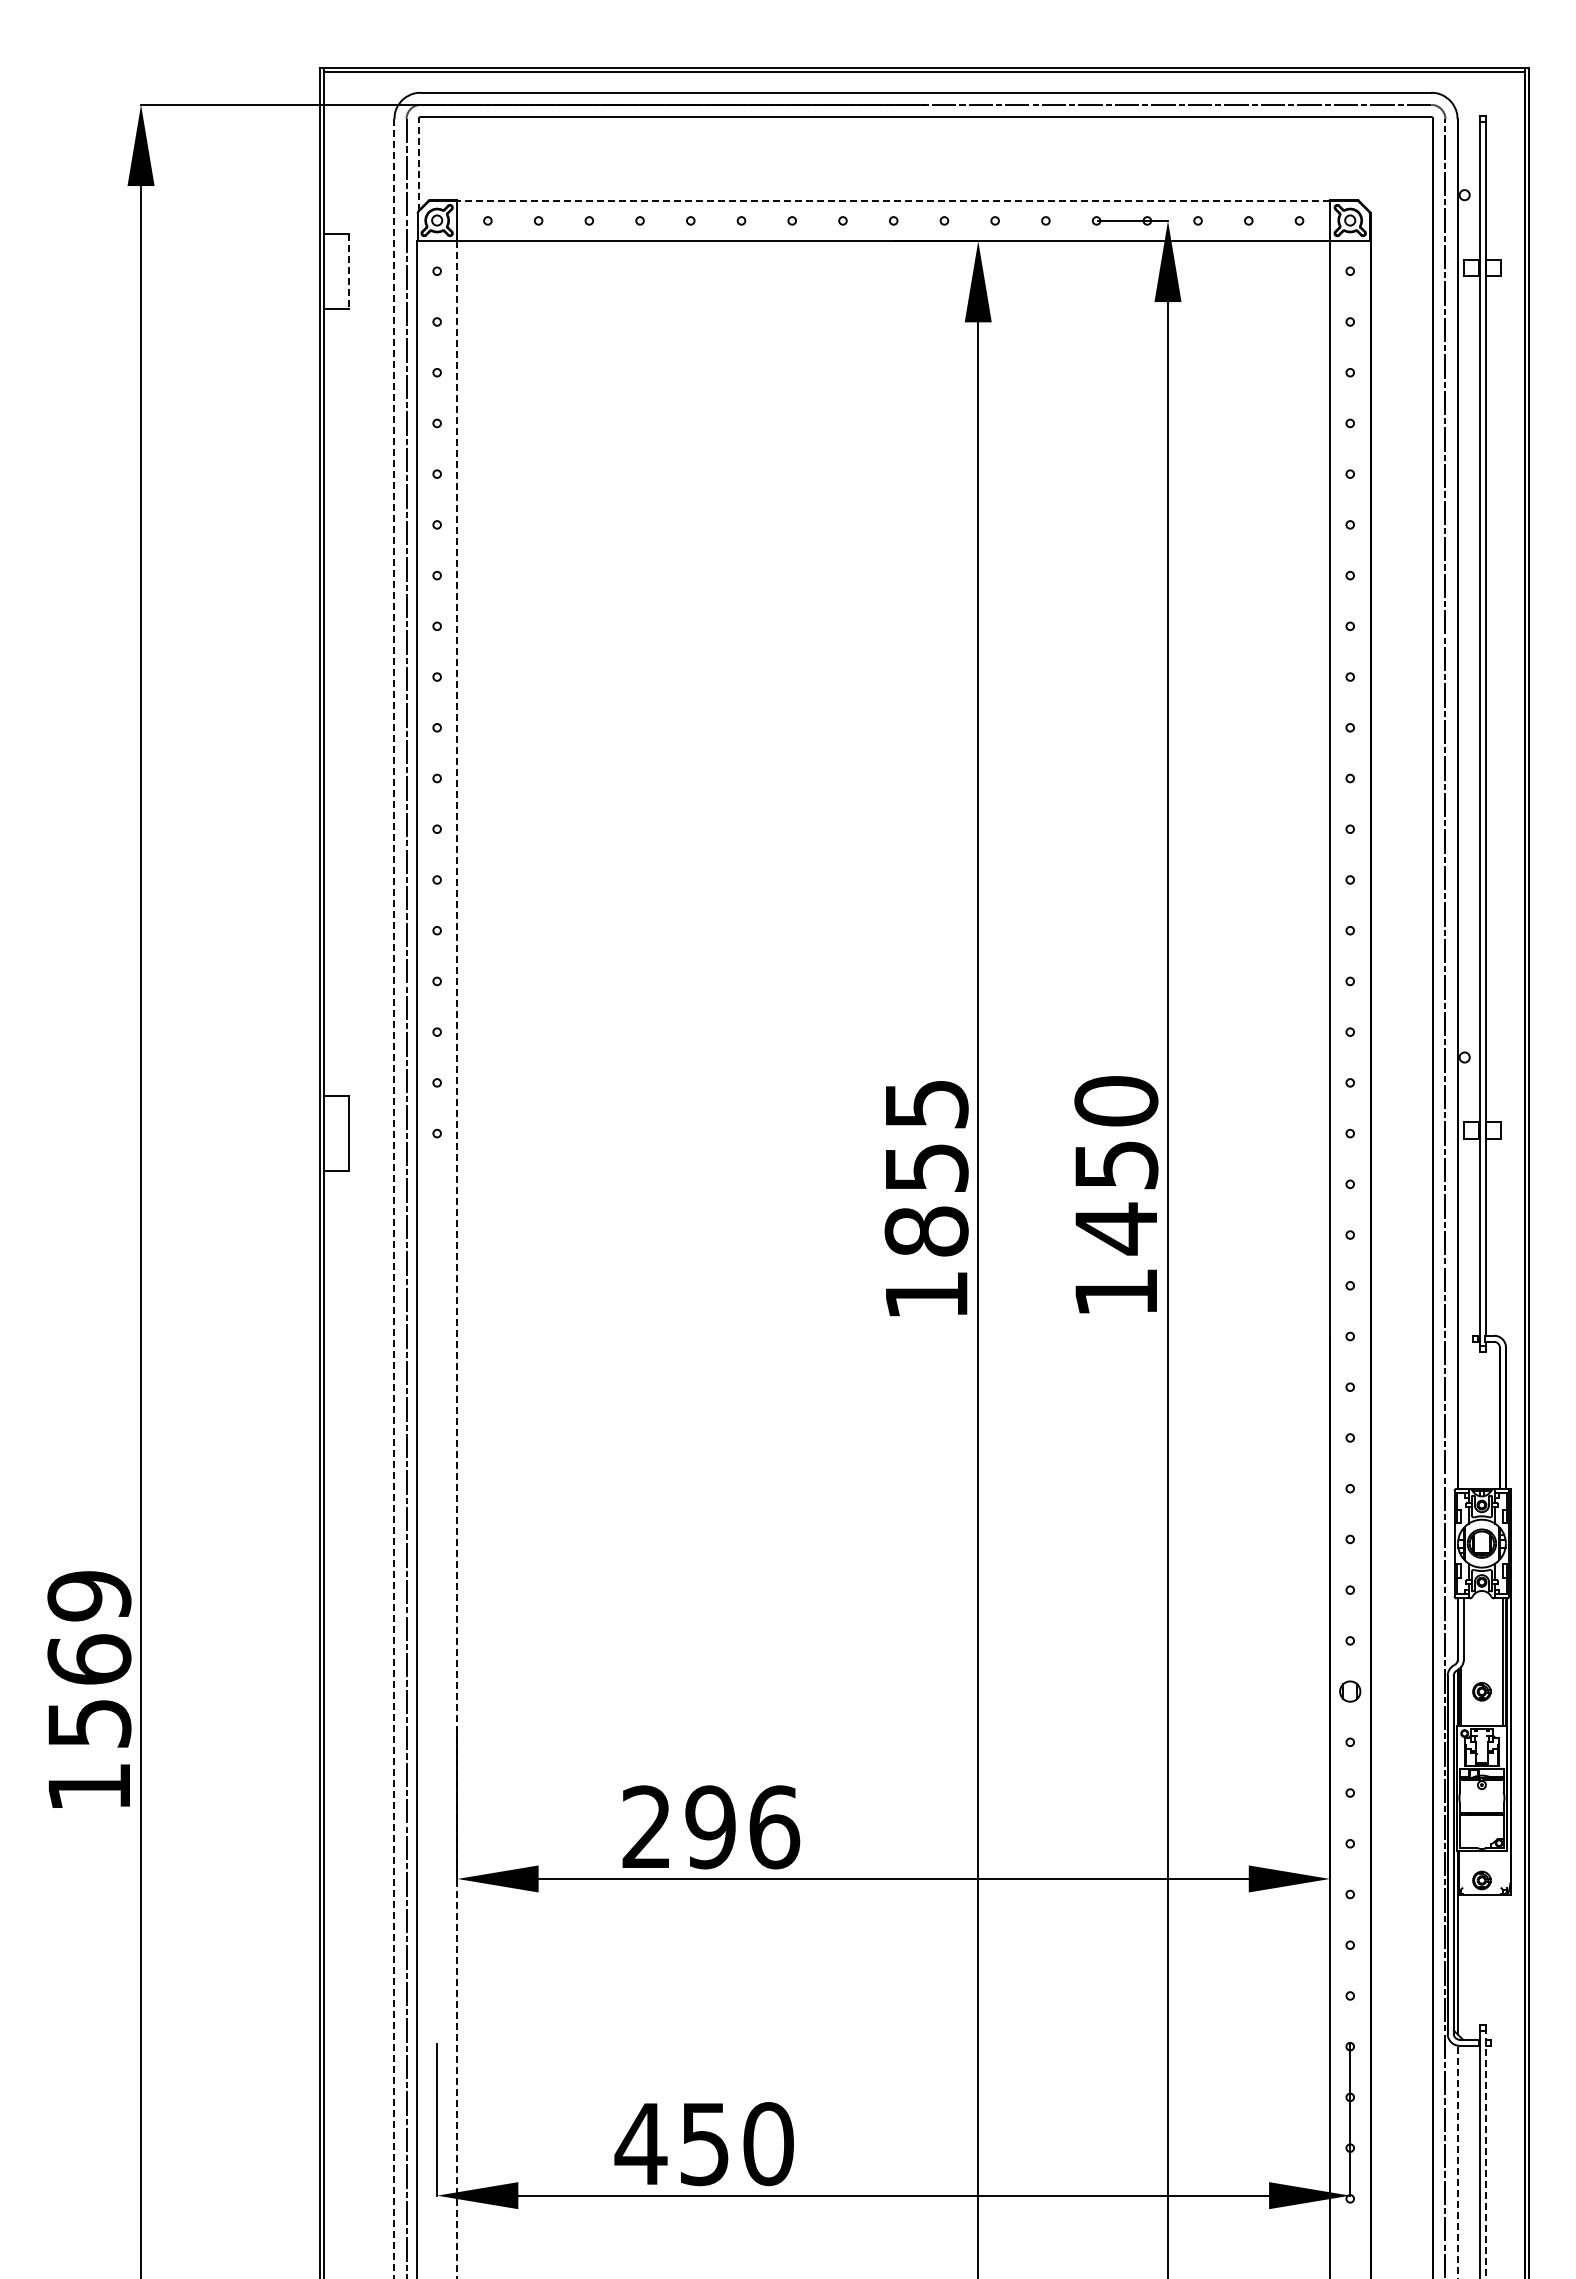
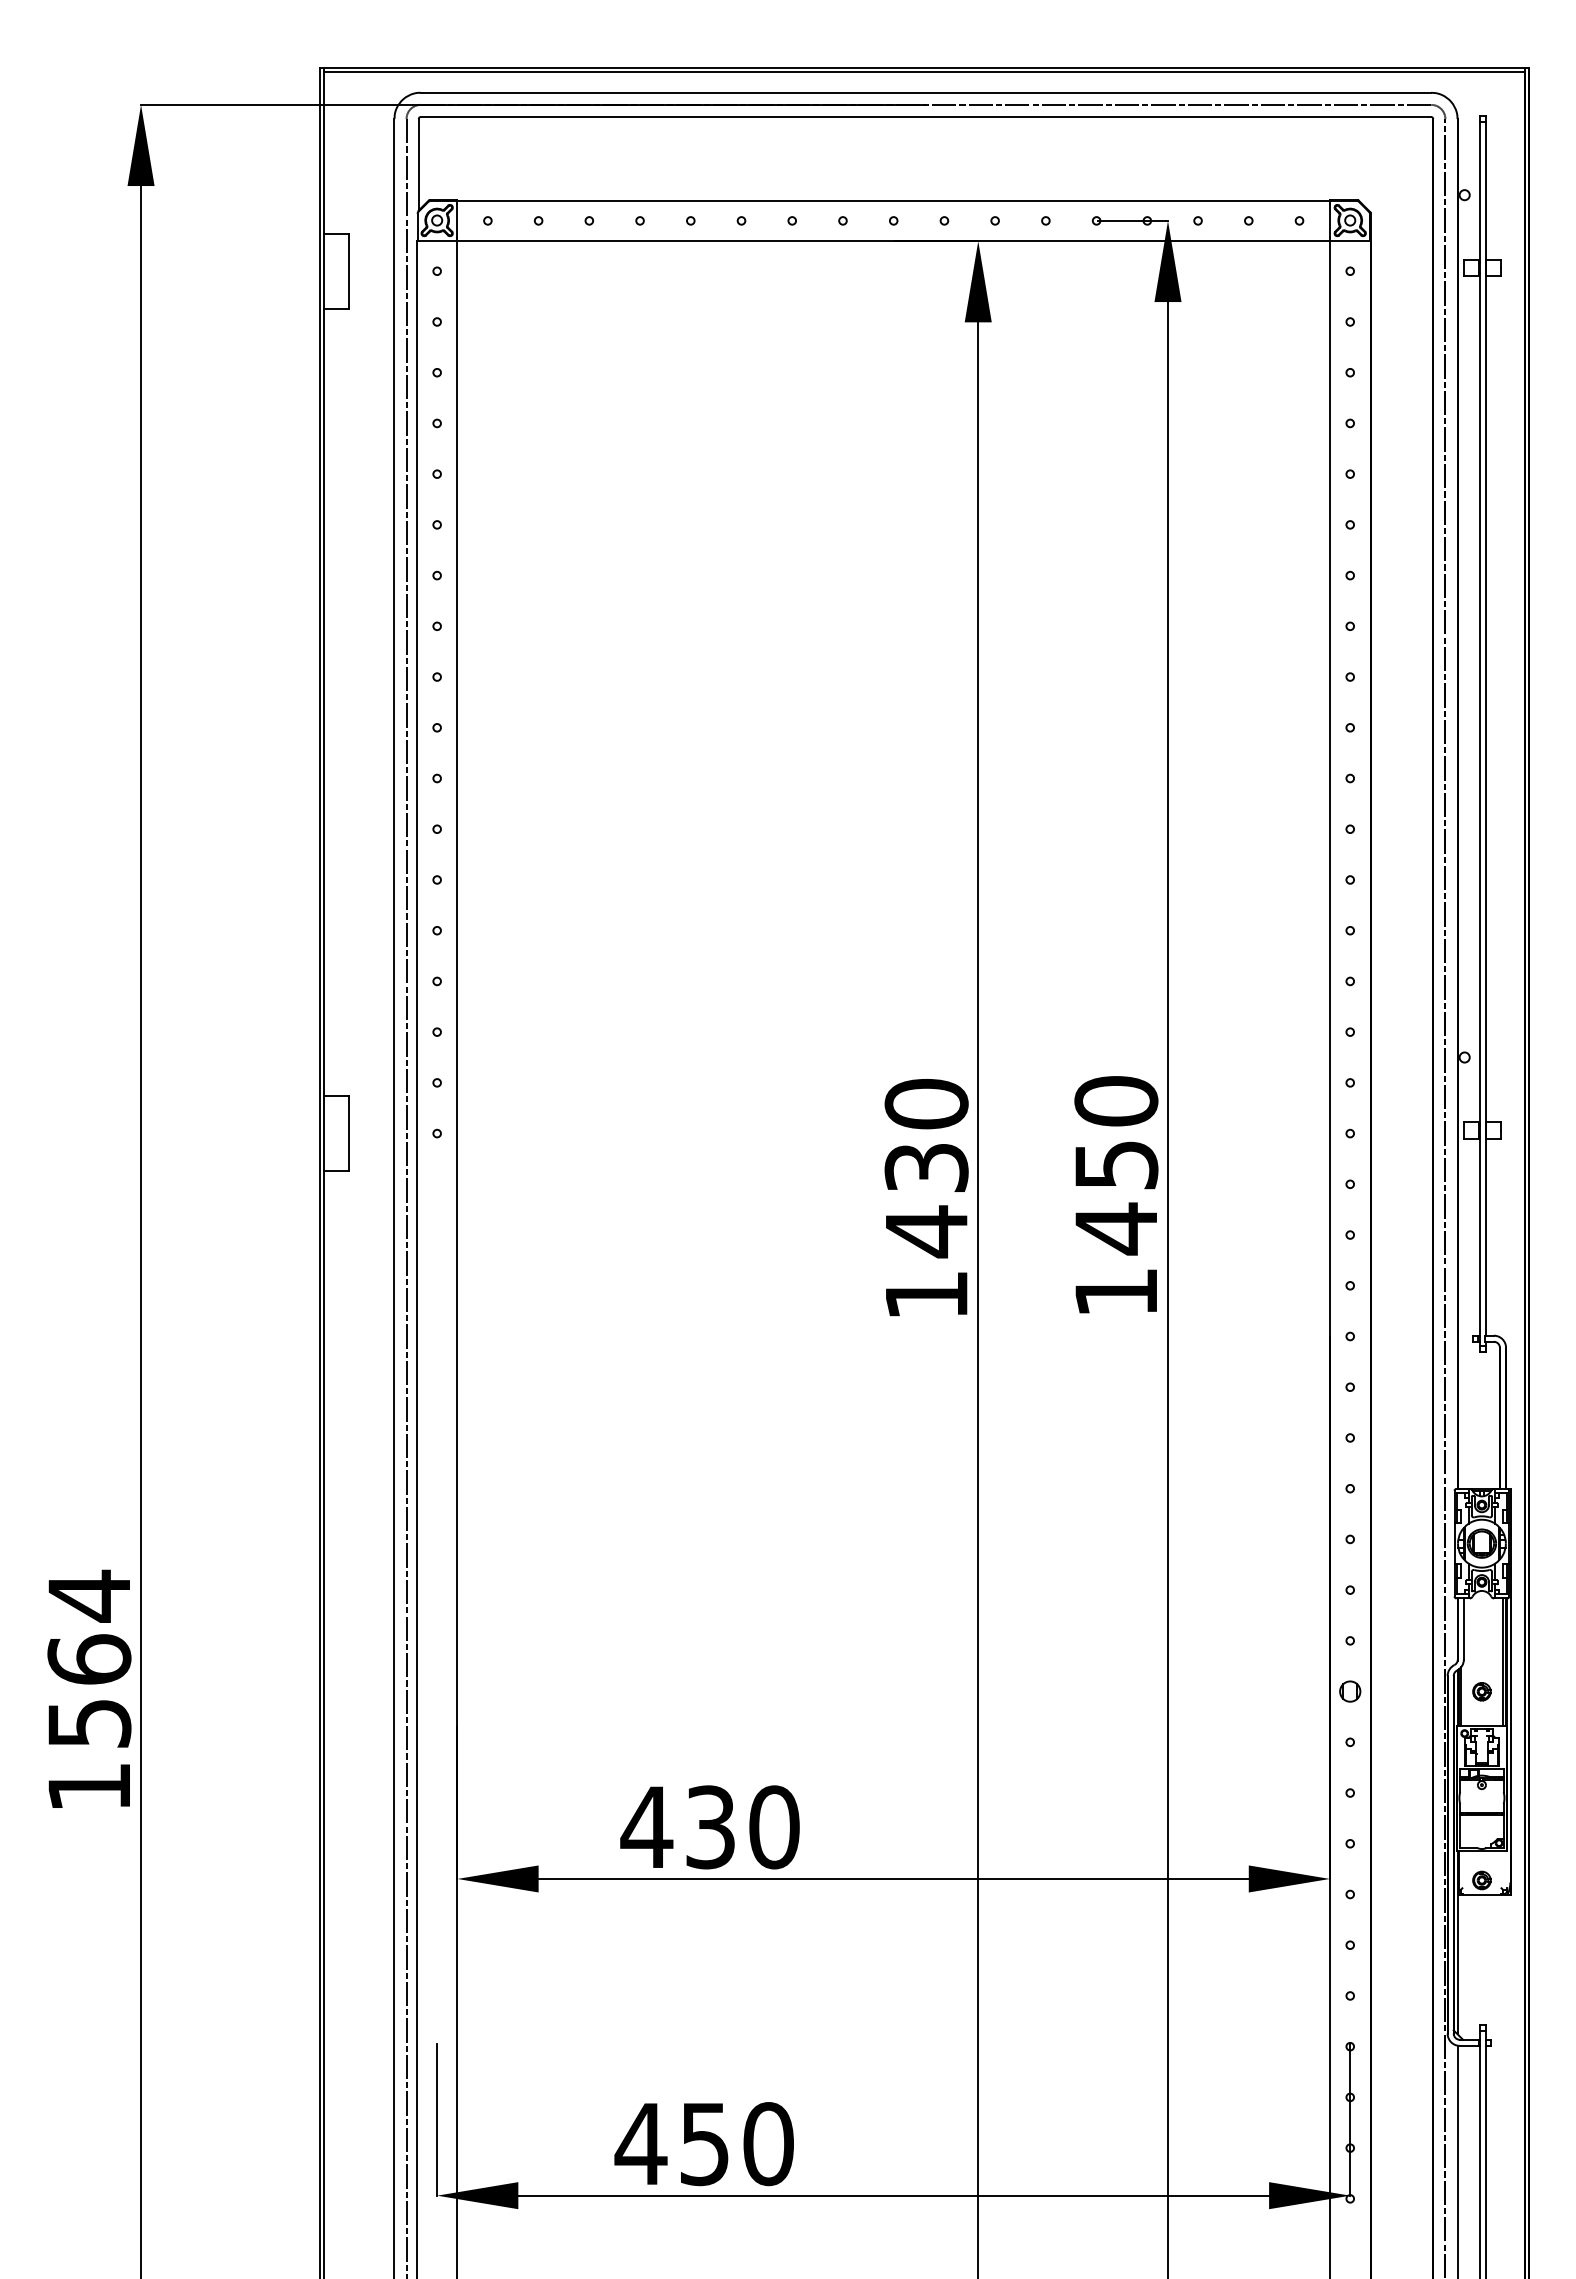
line: dashed -> solid (418, 164)
line: dashed -> solid (893, 200)
line: dashed -> solid (348, 271)
text: 1855 -> 1430 (926, 1168)
line: dashed -> solid (394, 1198)
line: dashed -> solid (457, 1259)
text: 1569 -> 1564 (89, 1595)
text: 296 -> 430 (710, 1827)
line: dashed -> solid (1485, 2154)
line: dashed -> solid (1457, 2161)
